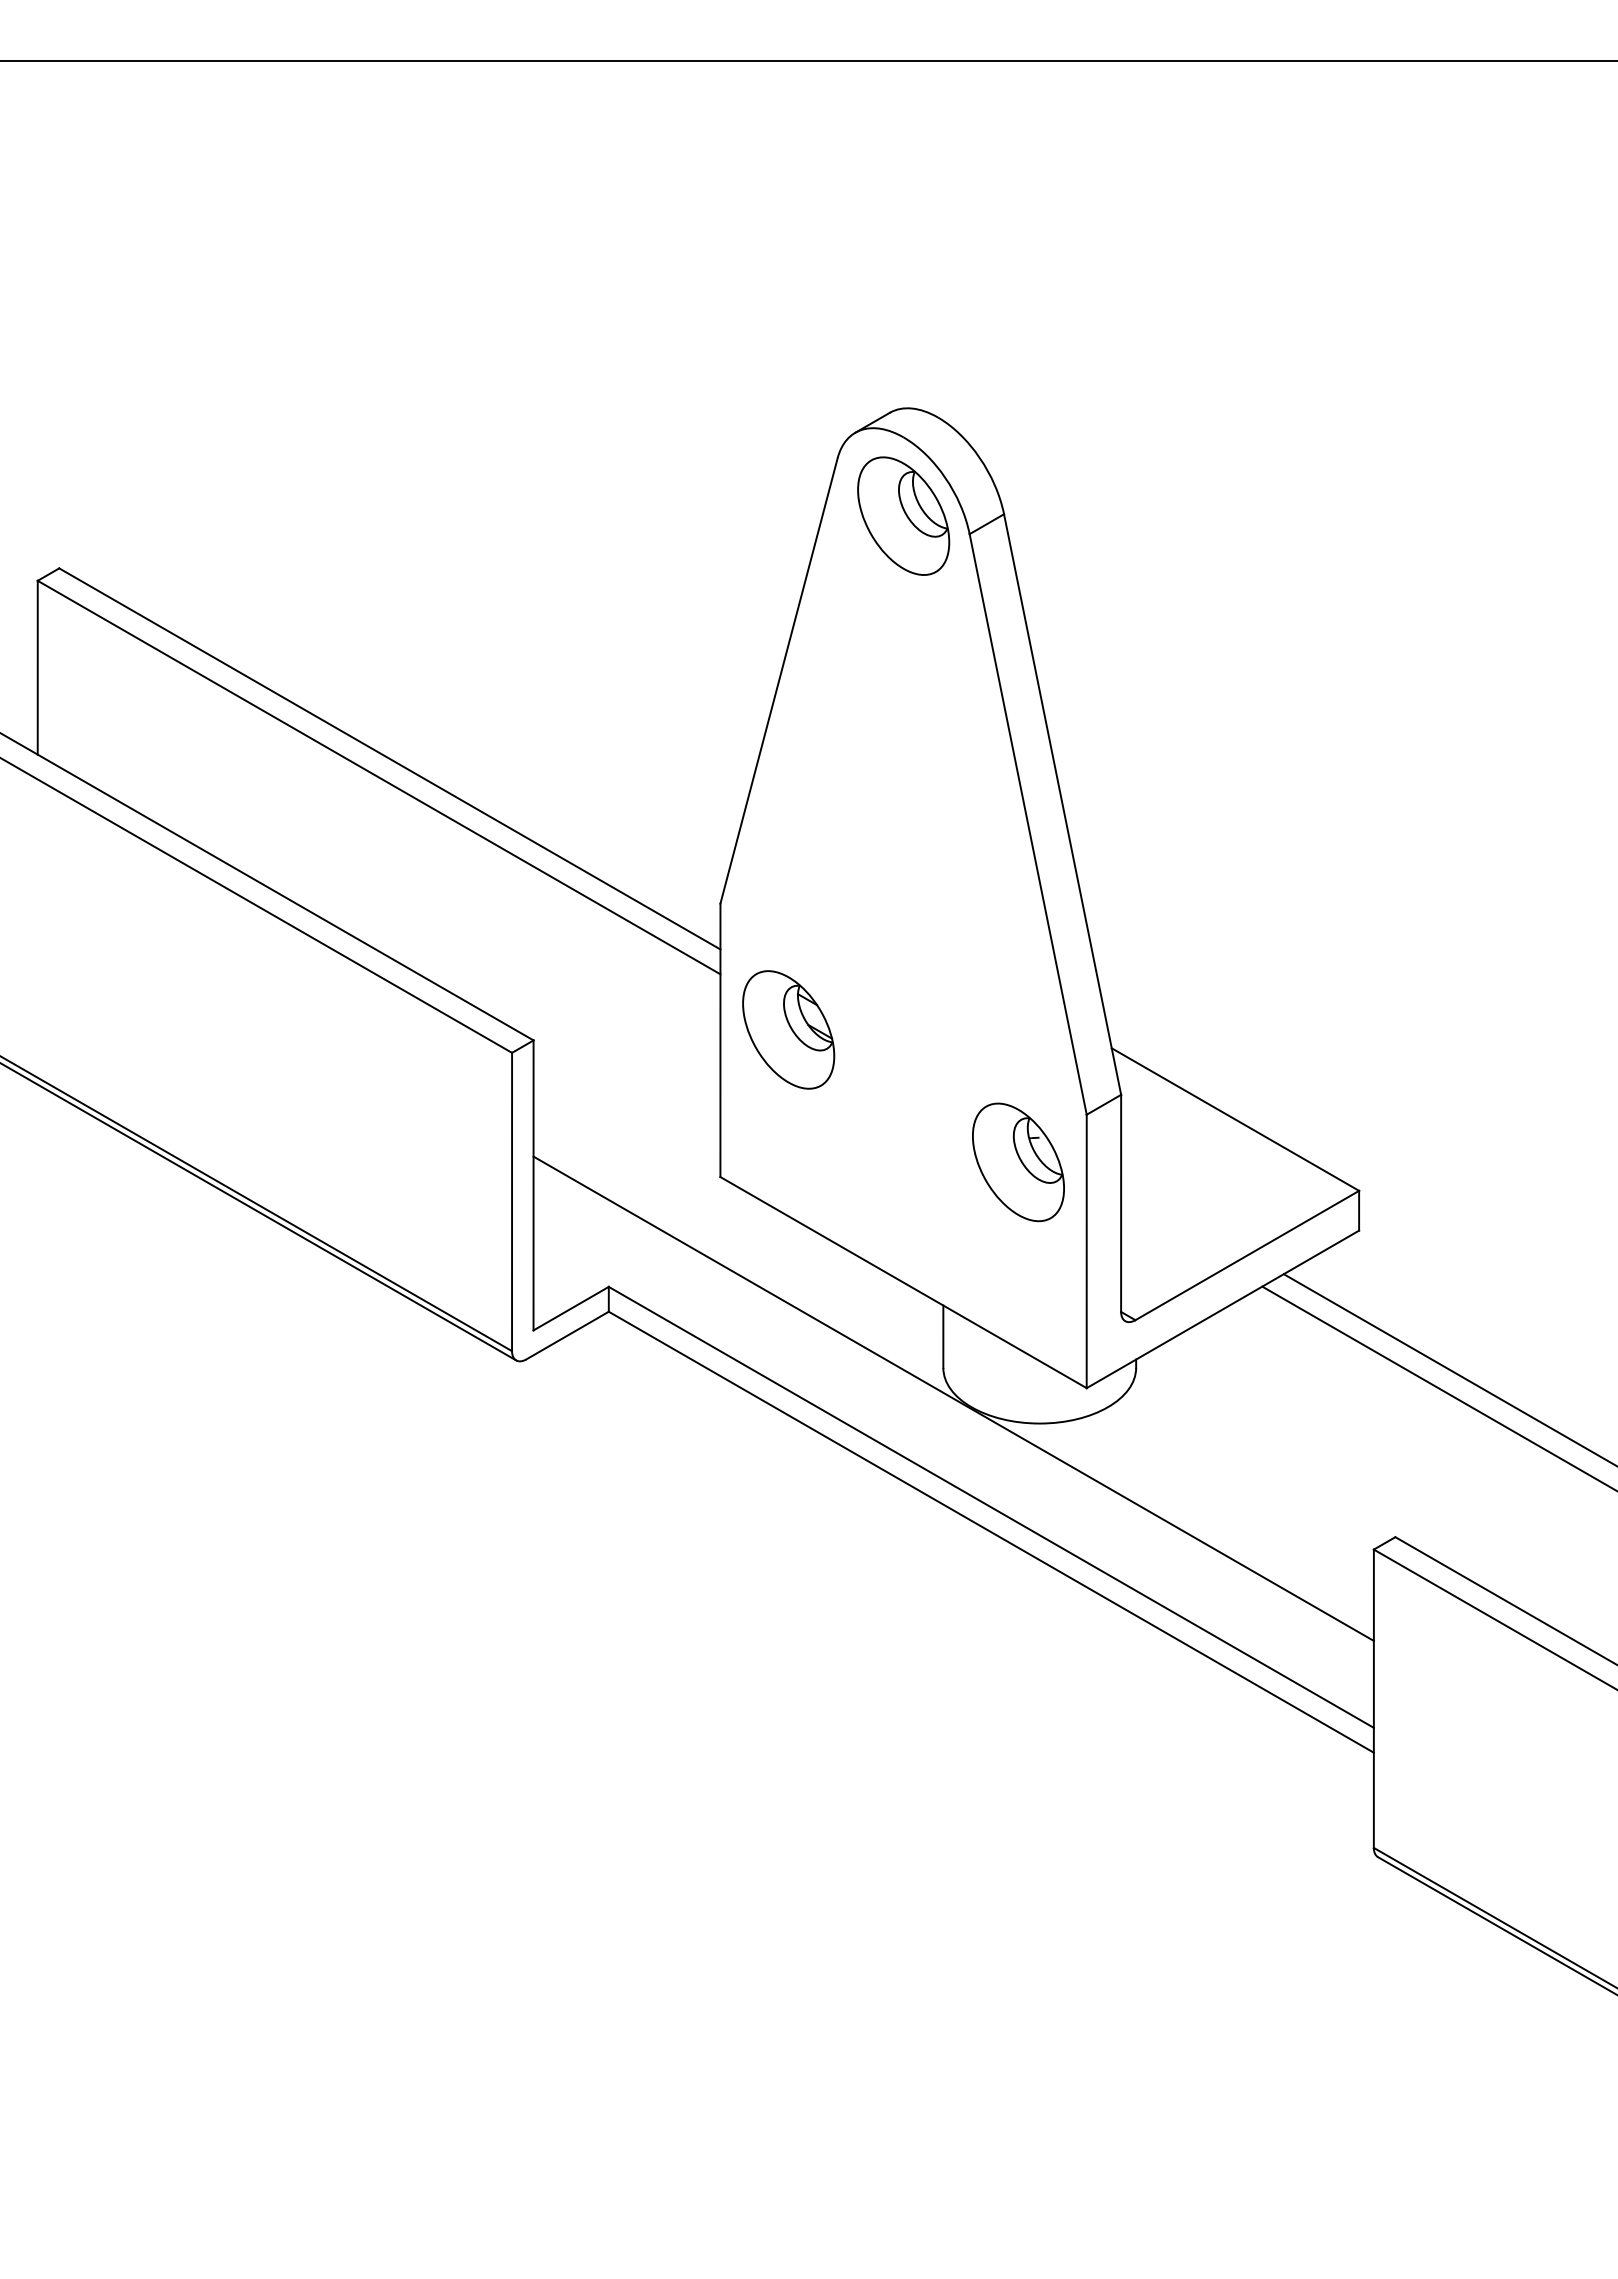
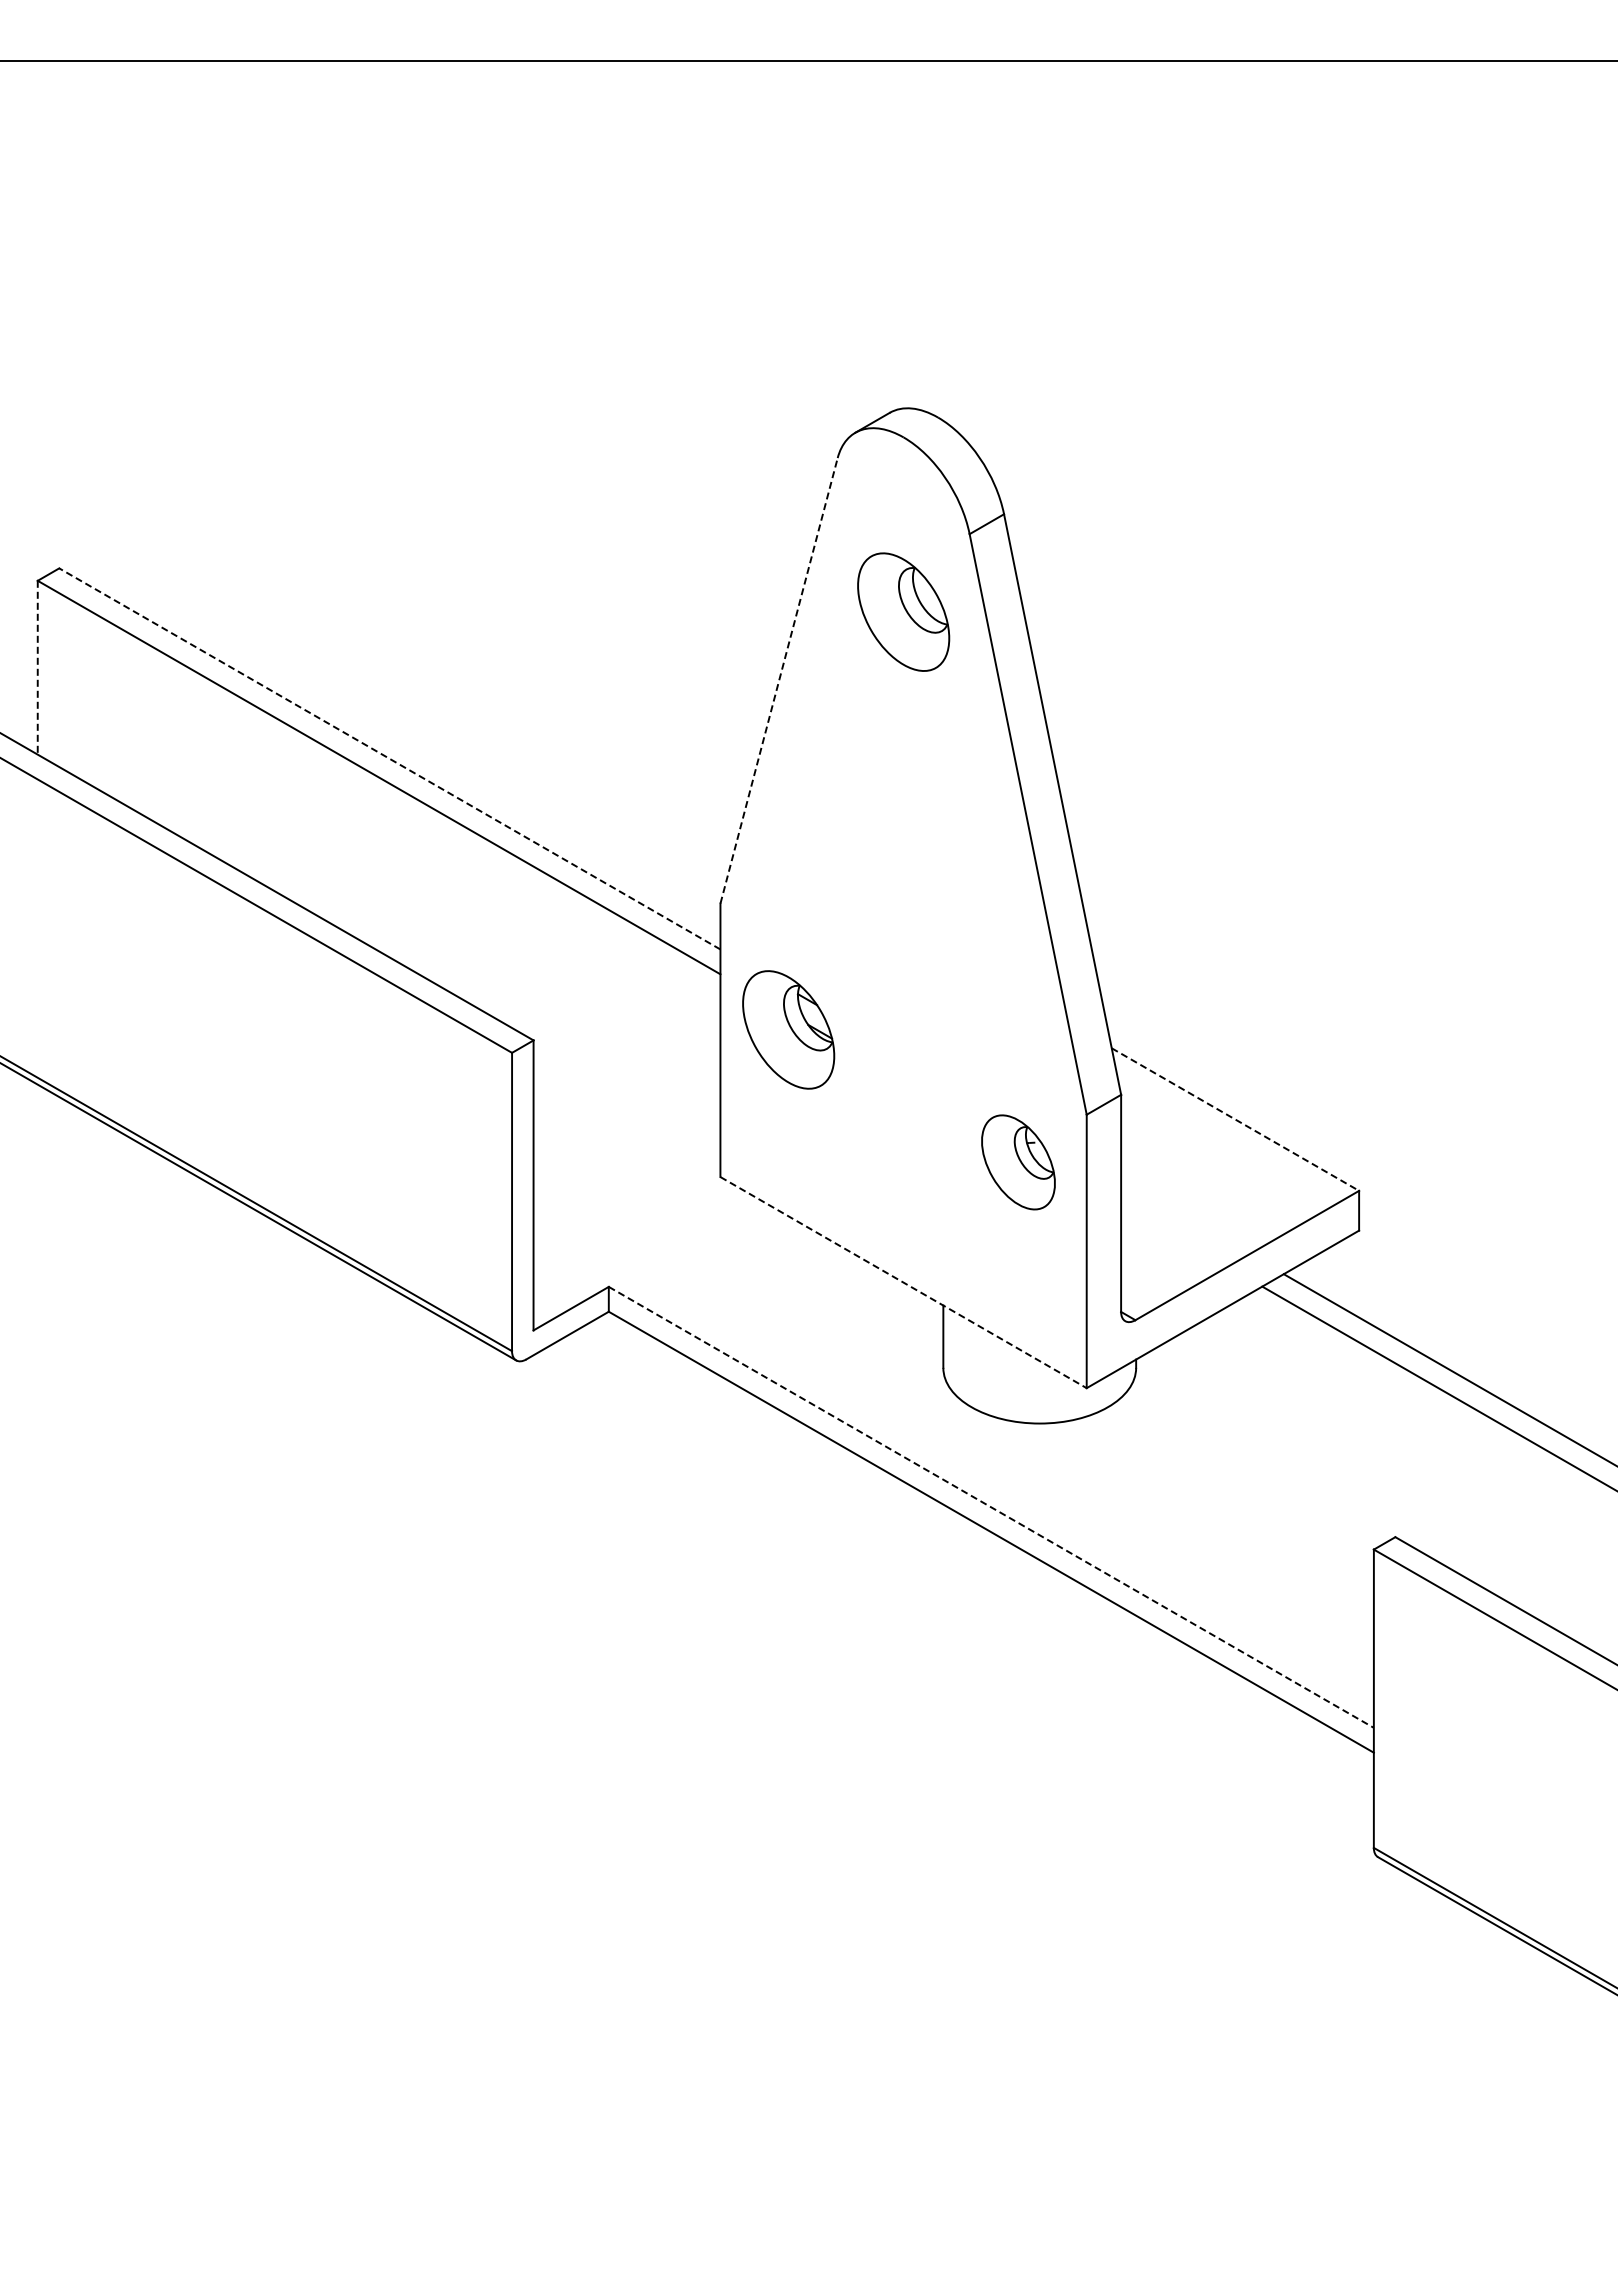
part position: (903, 515) -> (903, 611) (903, 611)
line: solid -> dashed (37, 667)
line: solid -> dashed (779, 680)
line: solid -> dashed (389, 758)
line: solid -> dashed (1235, 1119)
part size: 93x121 px -> 75x97 px (1018, 1162)
line: solid -> dashed (903, 1282)
line: present -> none (953, 1398)
line: solid -> dashed (991, 1507)
